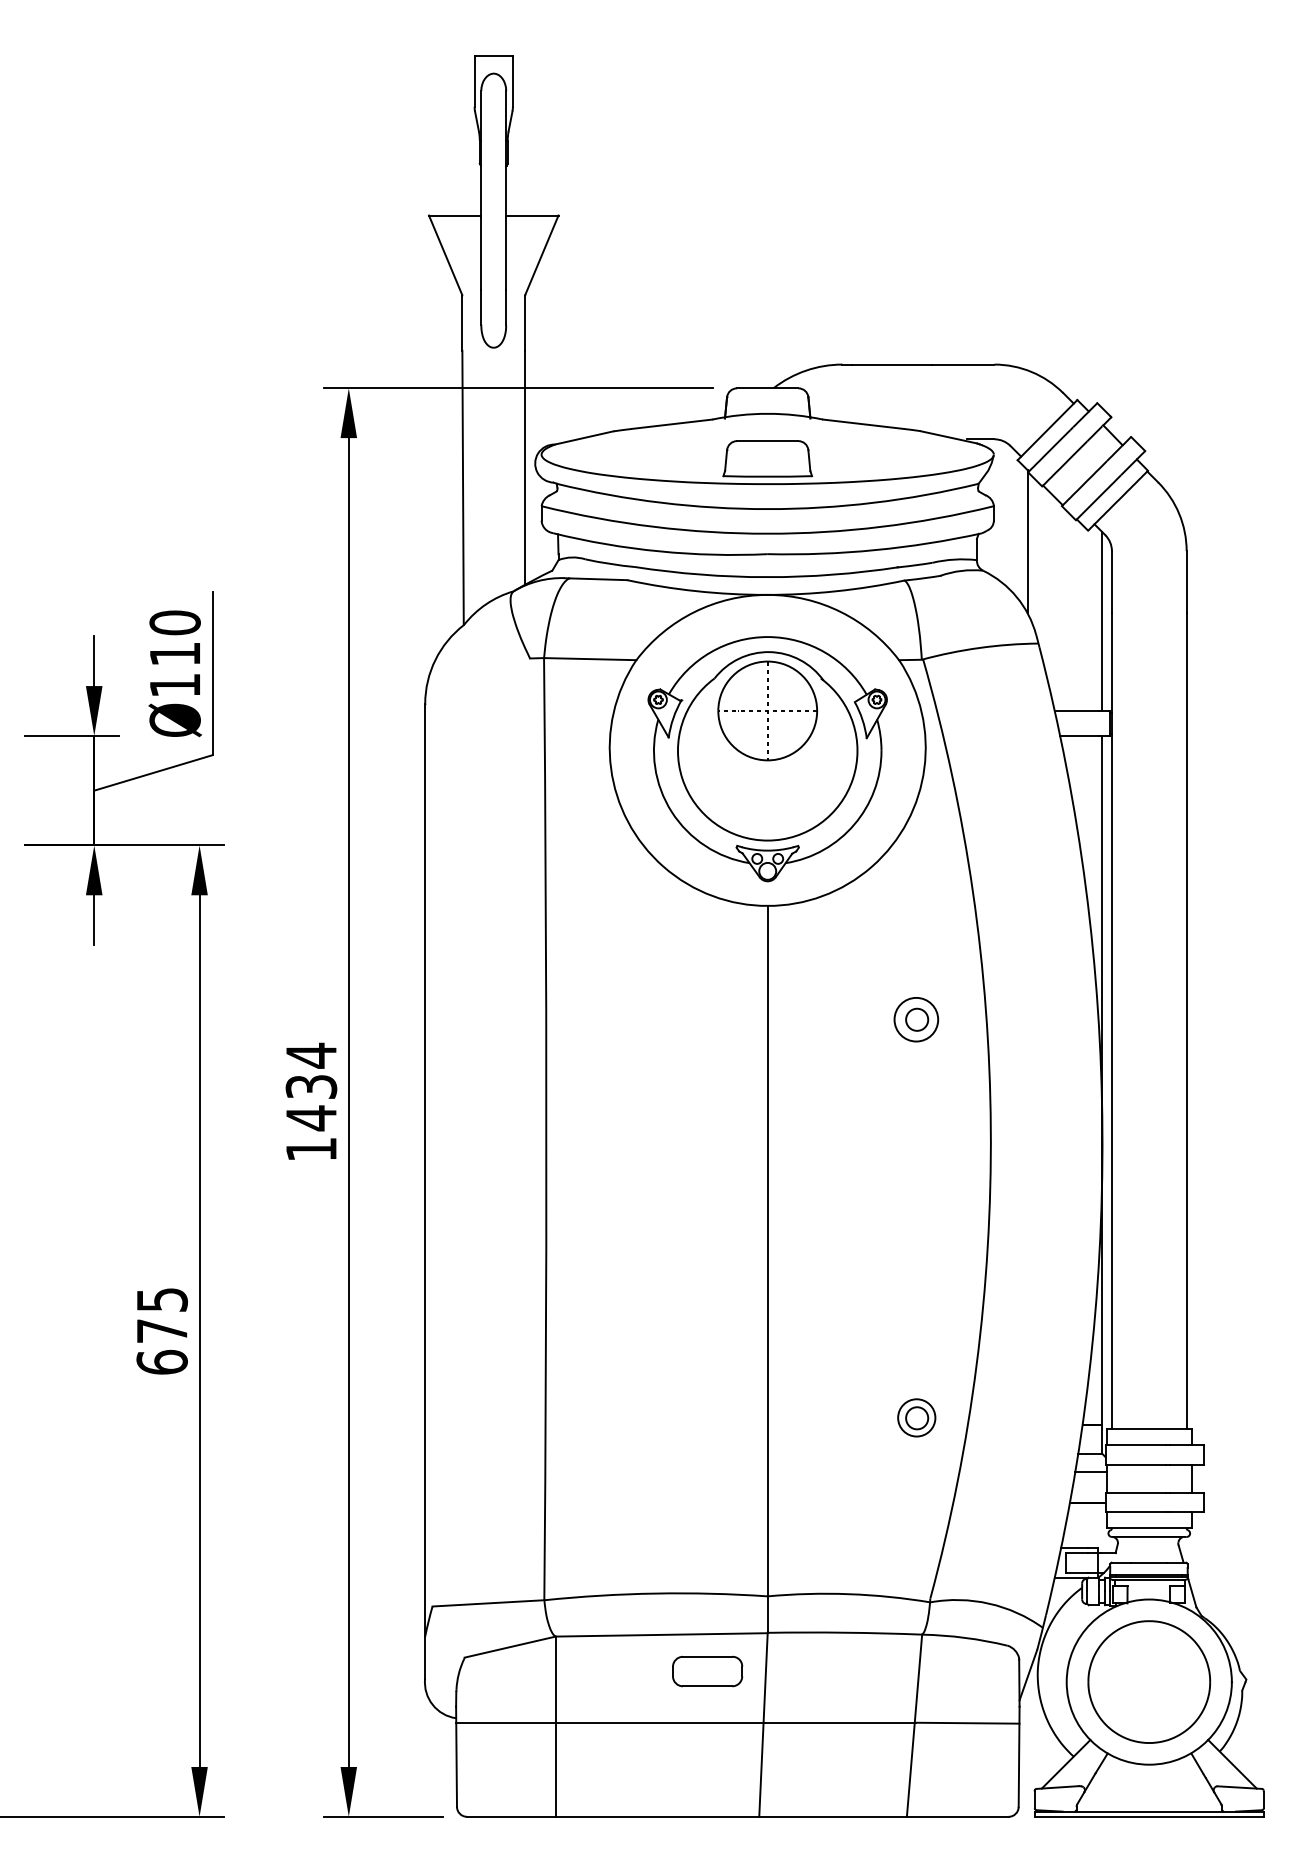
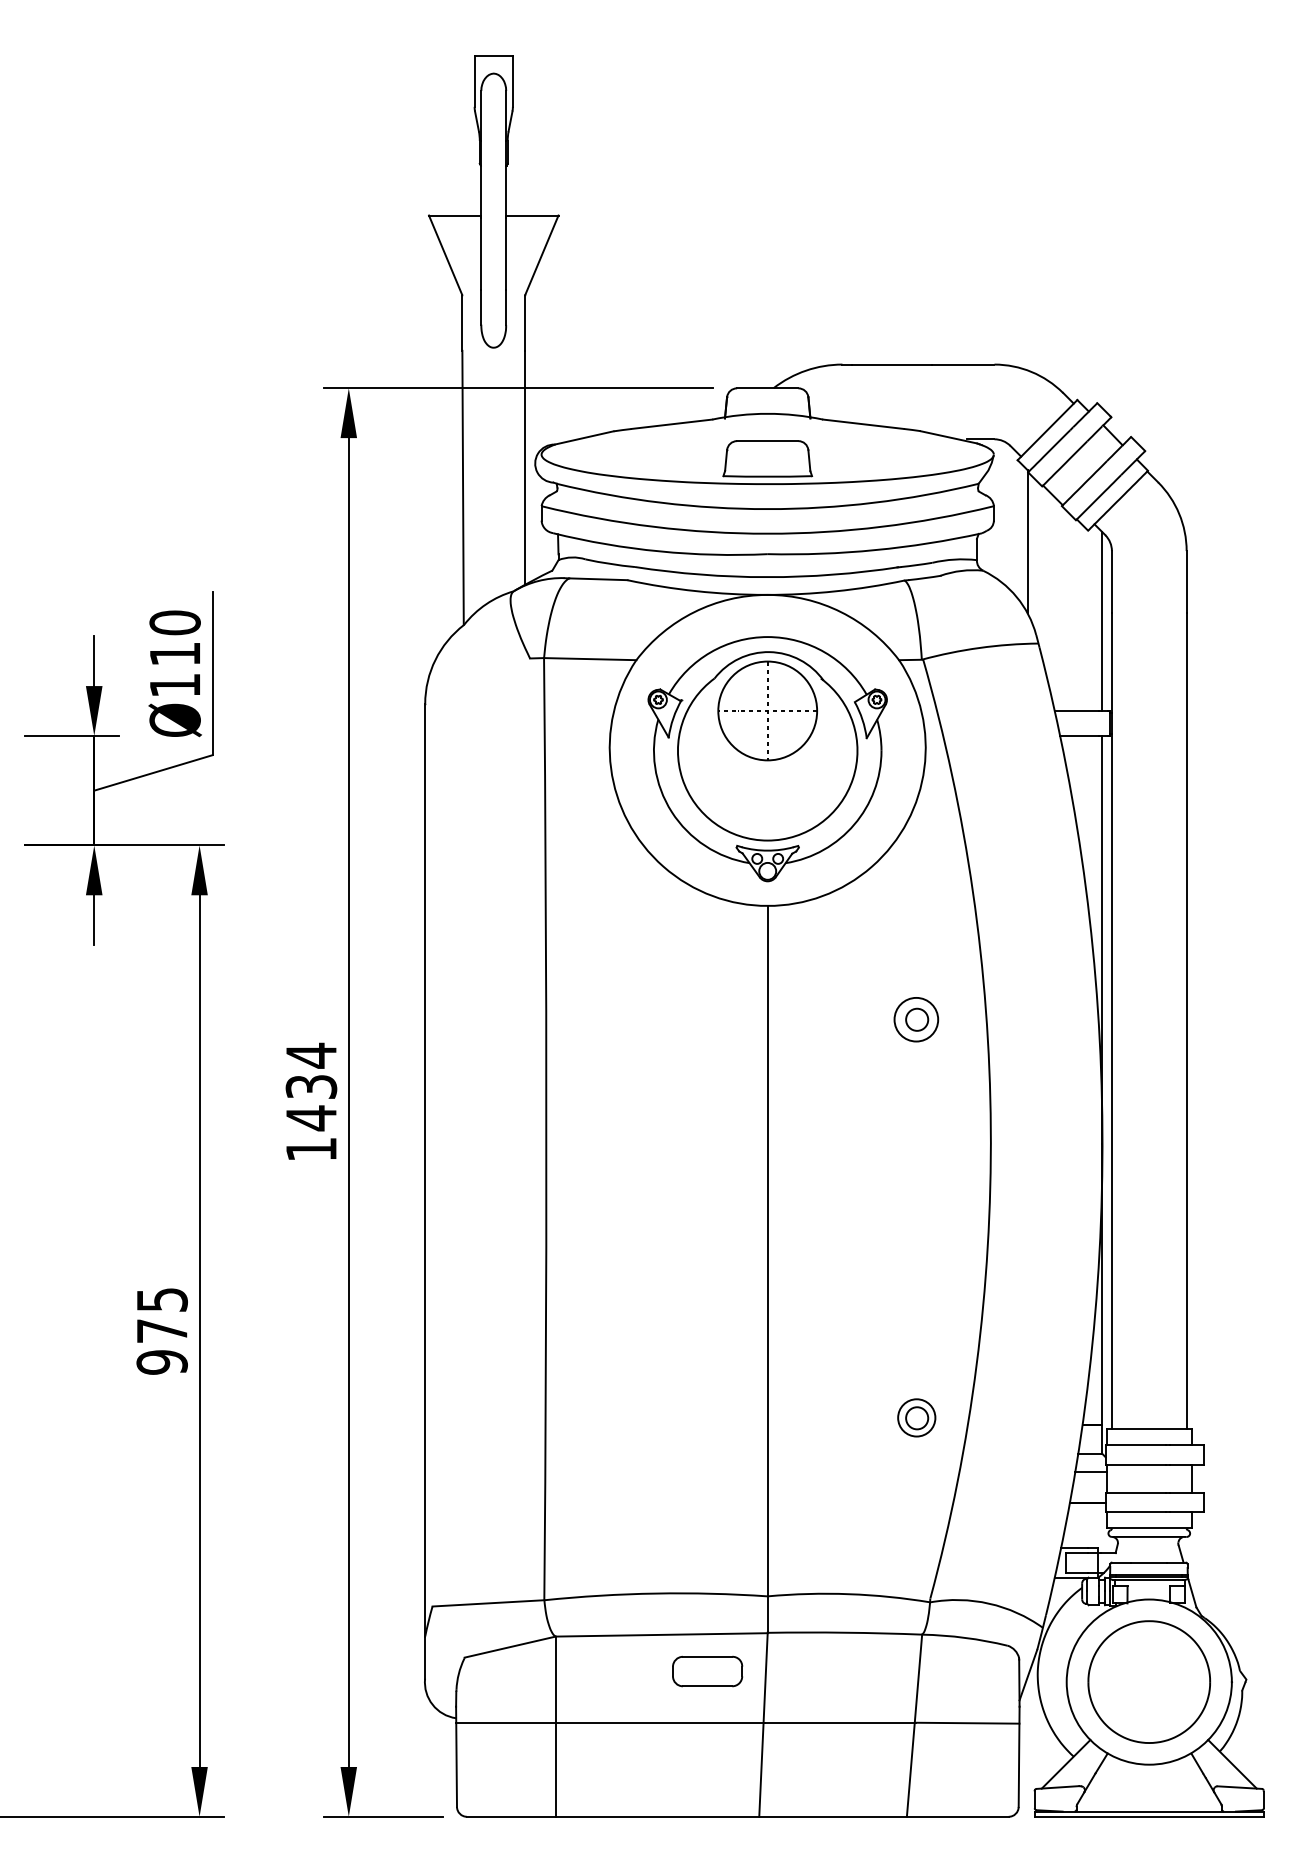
text: 675 -> 975 (161, 1361)
